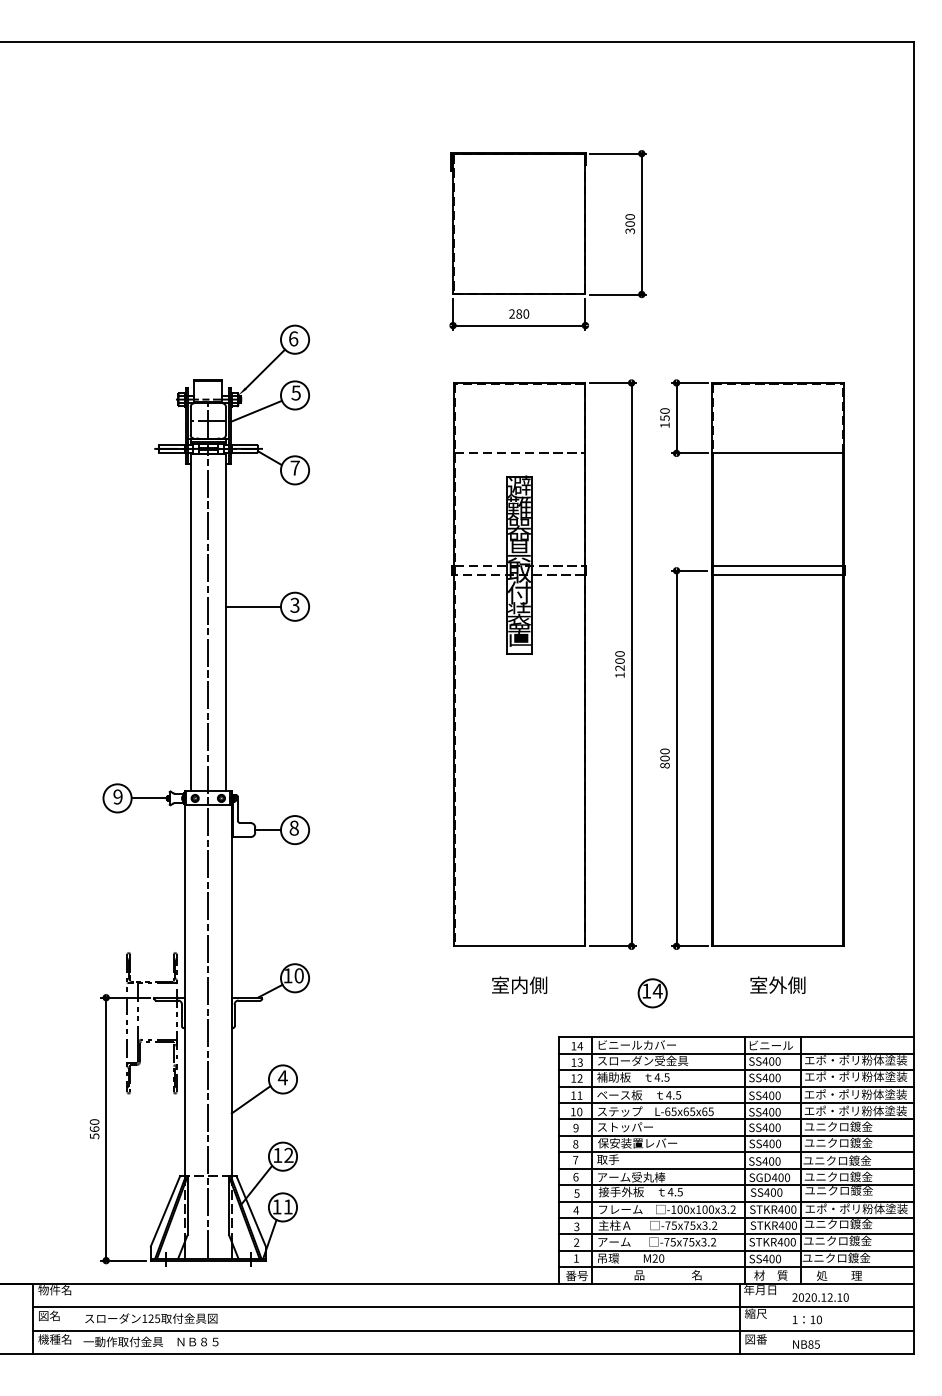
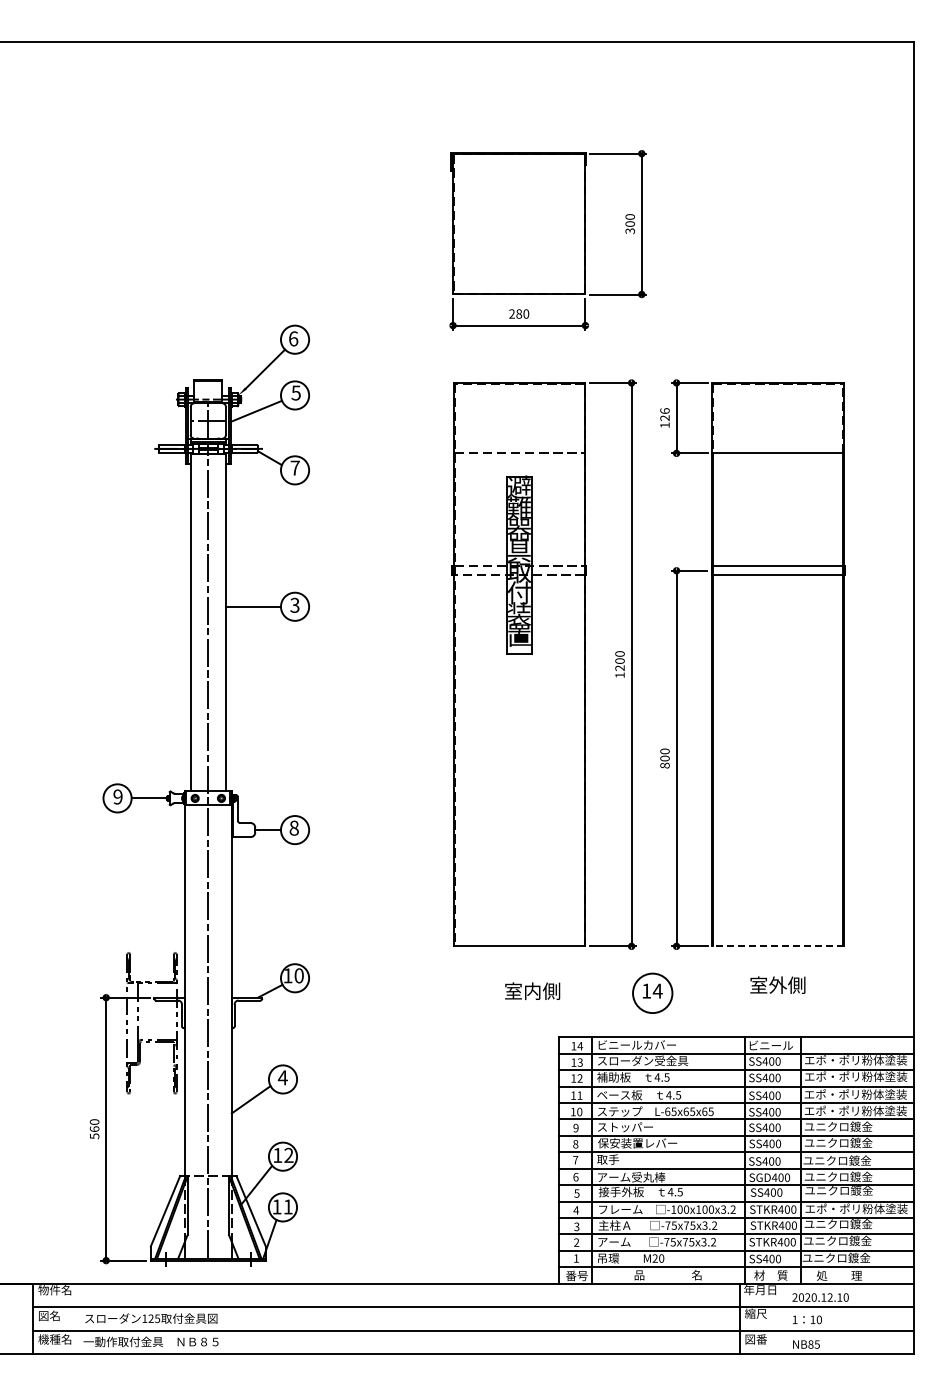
text: 150 -> 126 (664, 414)
line: solid -> dashed (777, 946)
text position: (519, 984) -> (532, 990) (532, 990)
circle diameter: 28 px -> 39 px (652, 993)
